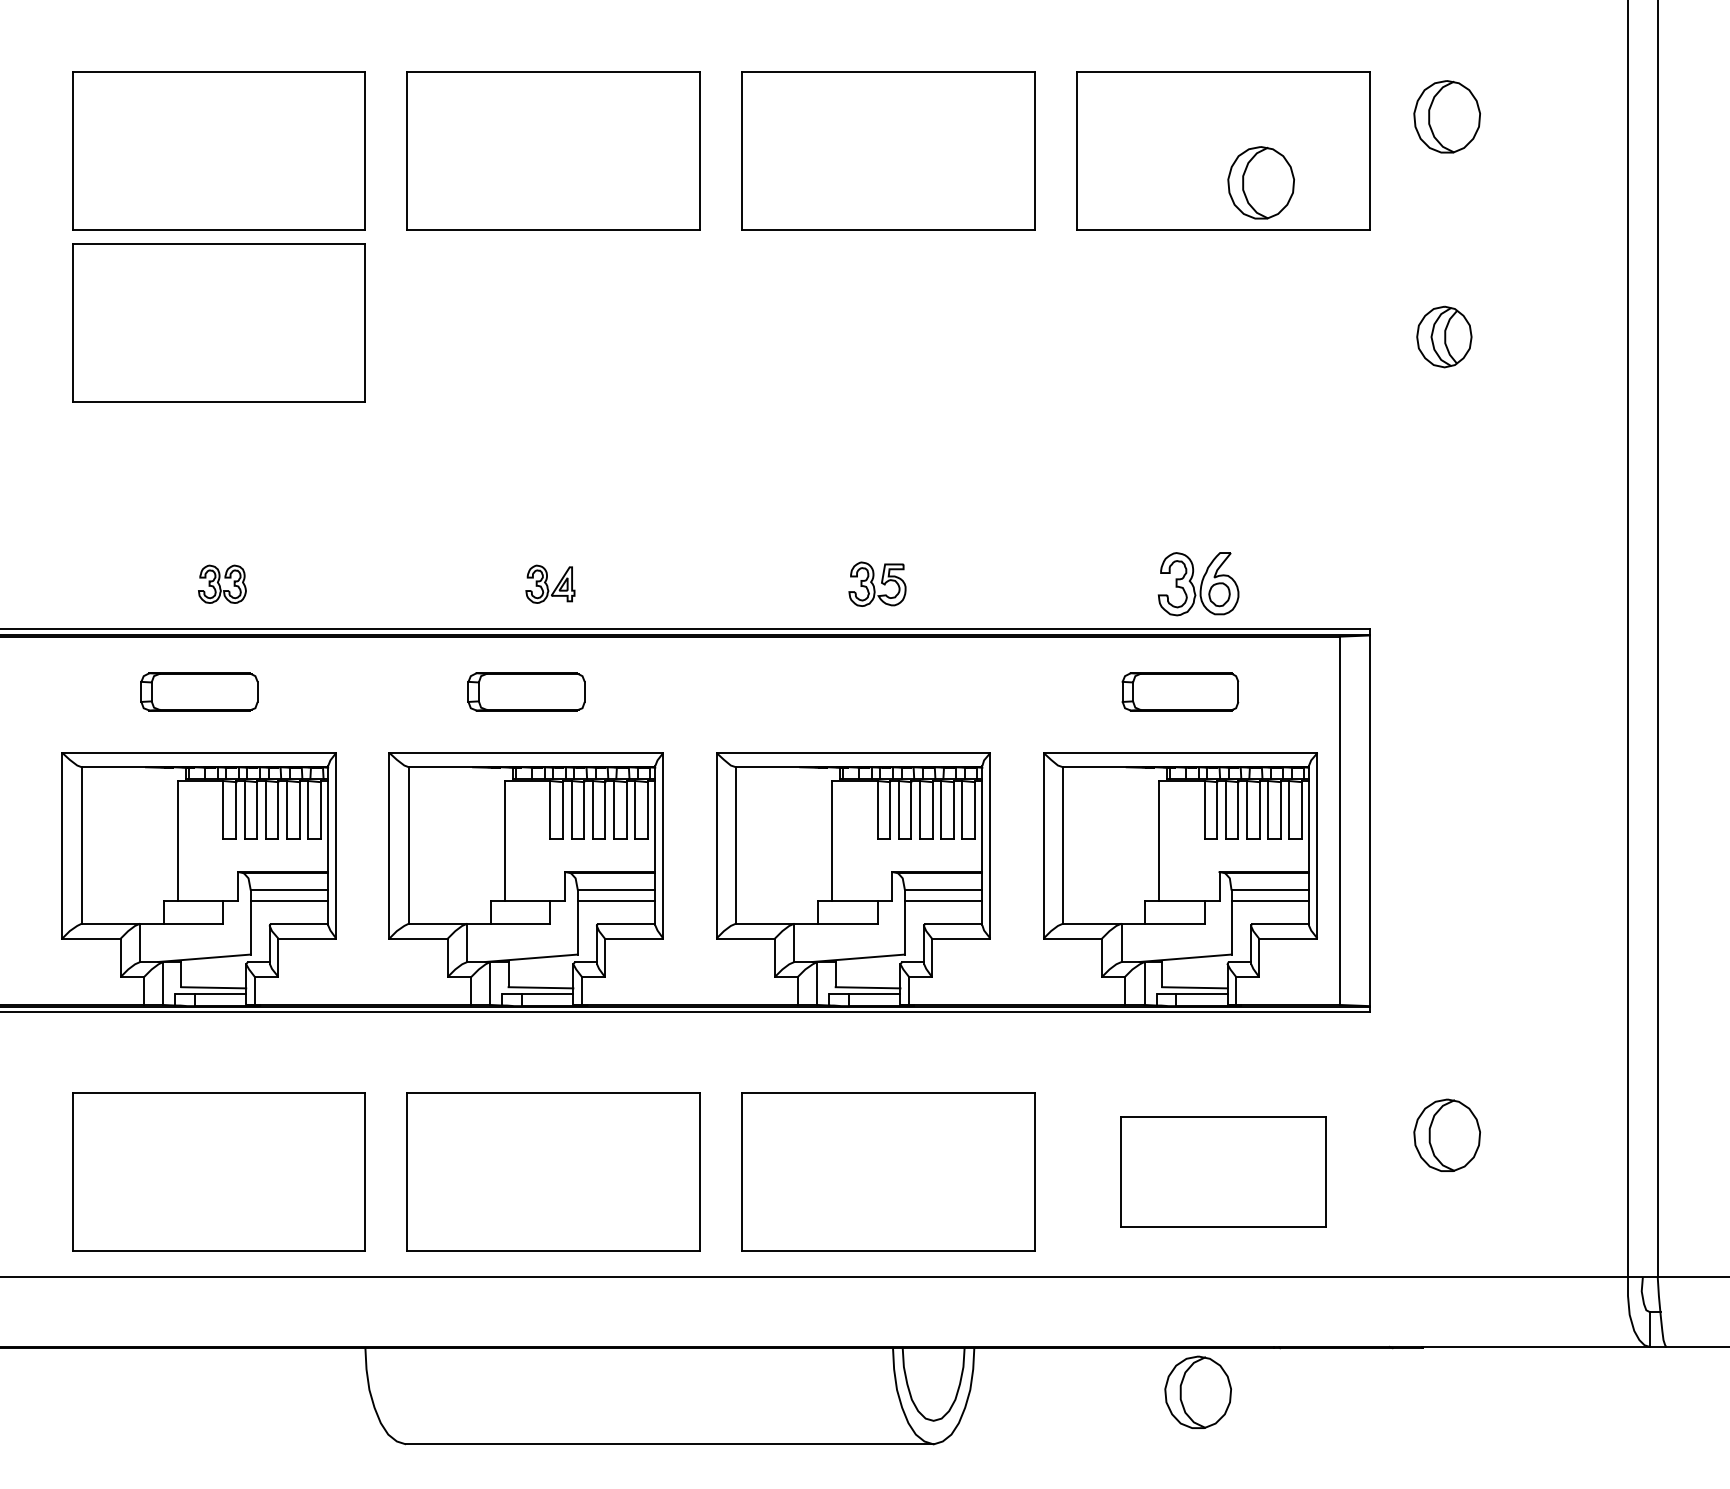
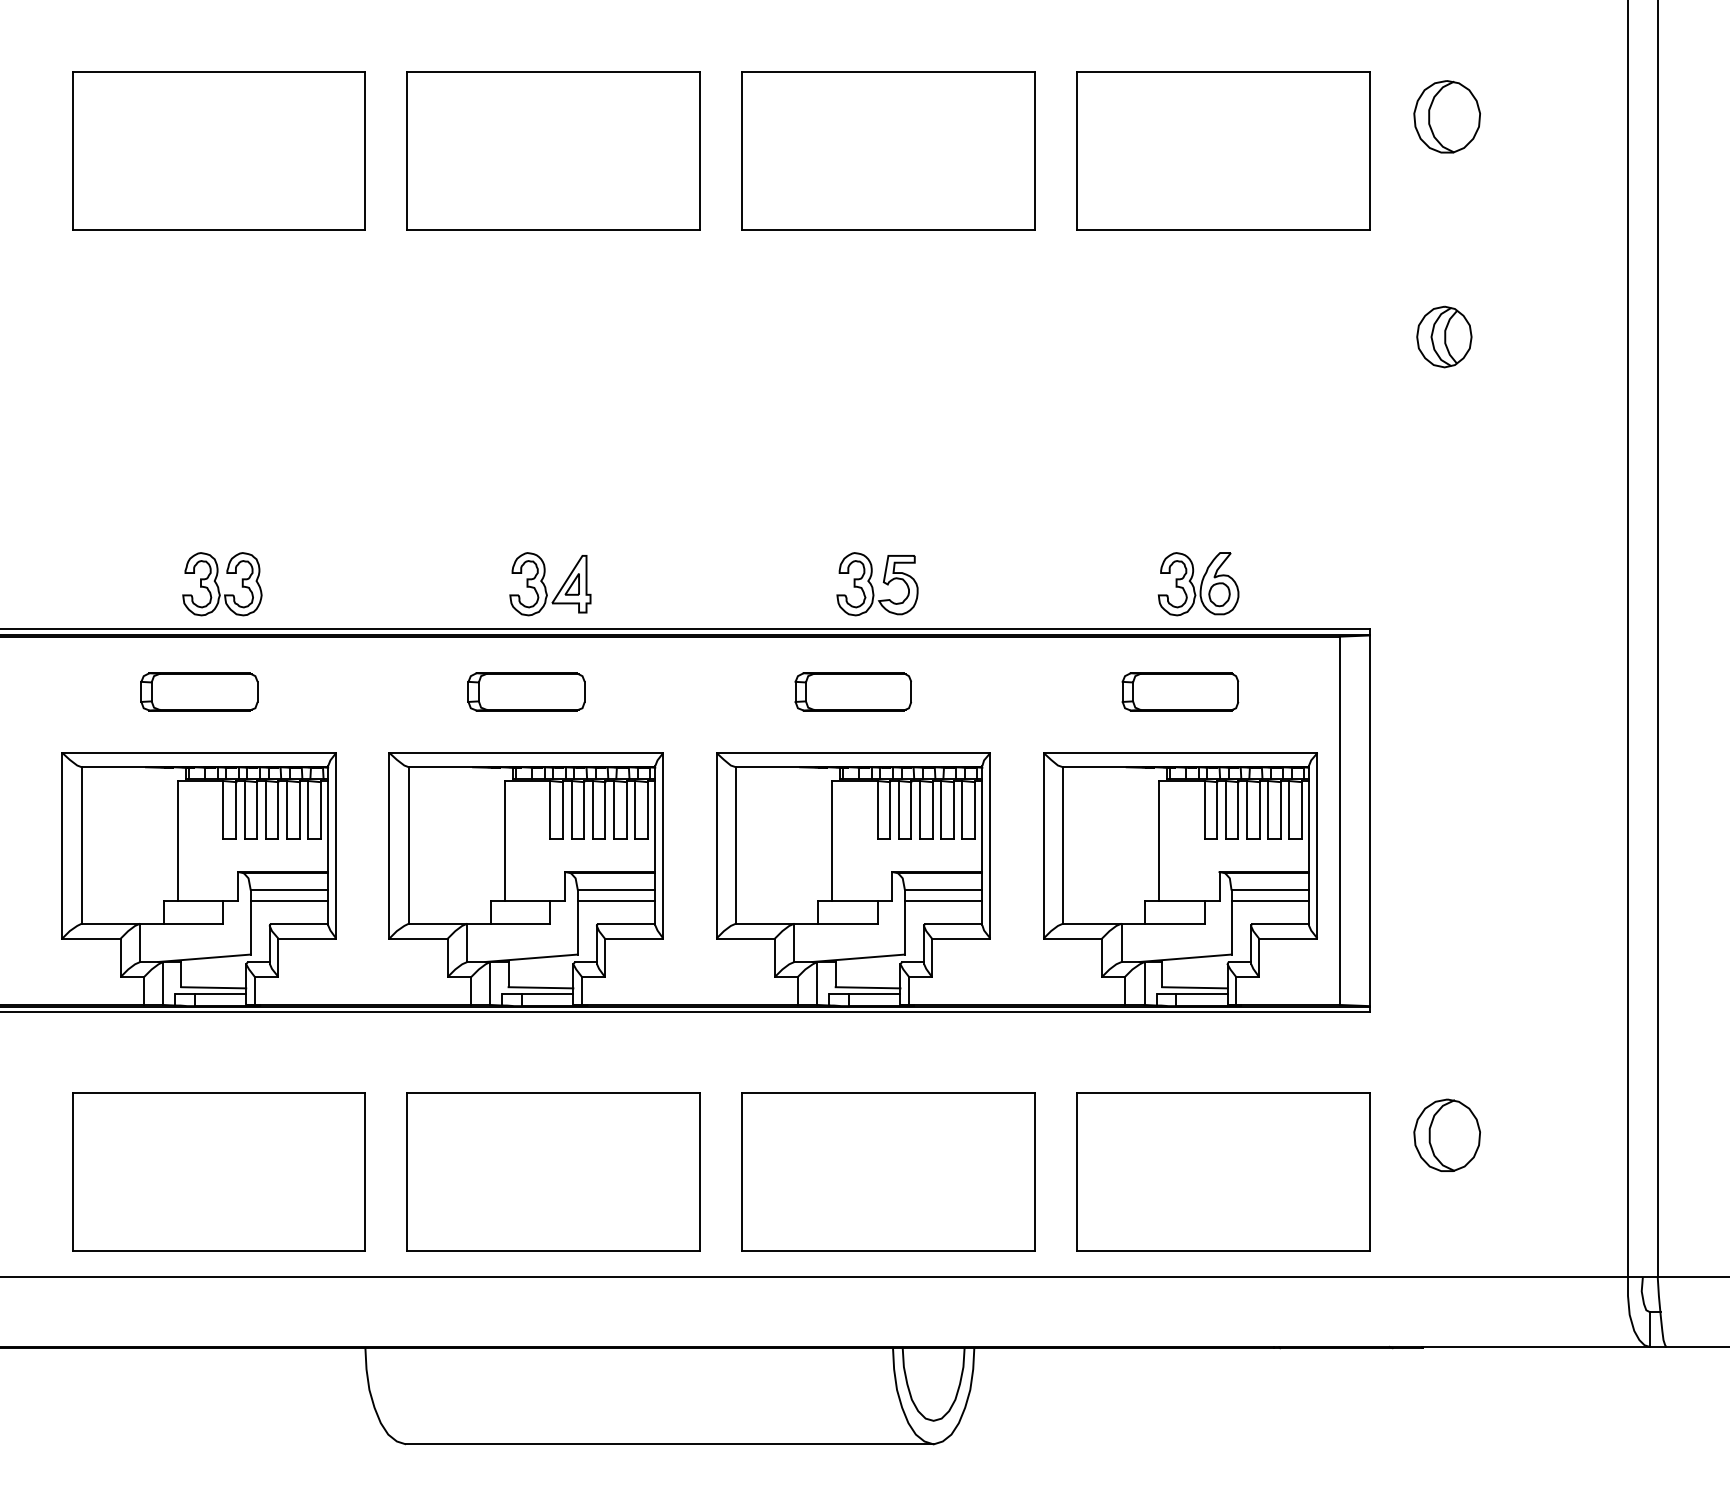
part: present -> none (1260, 182)
part: present -> none (218, 322)
part size: 49x40 px -> 81x65 px (222, 584)
part size: 51x40 px -> 83x65 px (550, 584)
part size: 59x46 px -> 83x65 px (877, 584)
part: none -> present (852, 691)
part size: 207x112 px -> 295x160 px (1223, 1171)
part: present -> none (1197, 1391)
